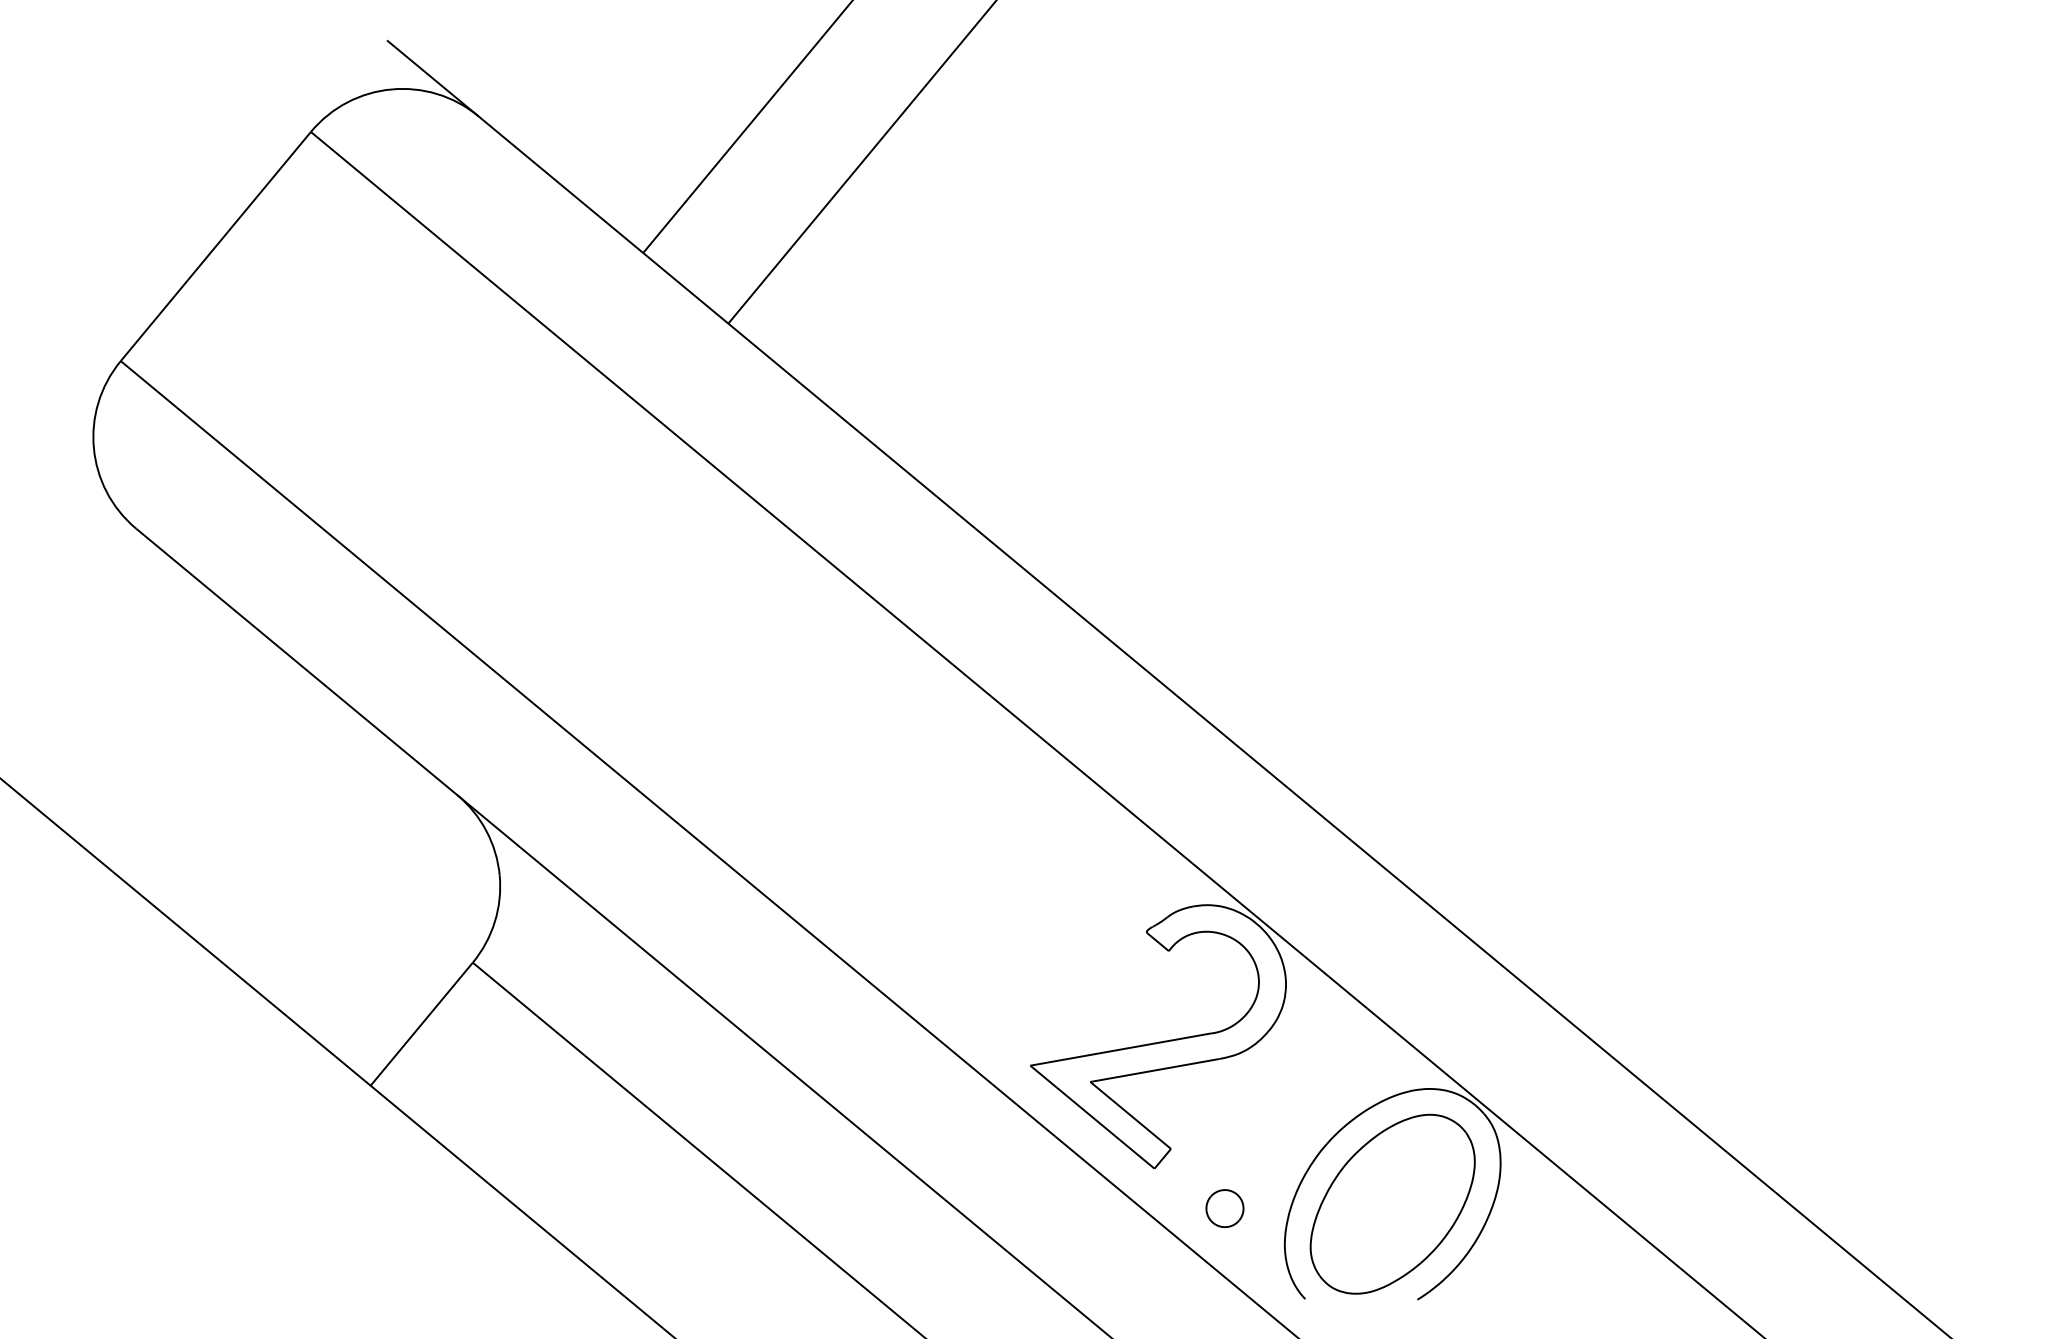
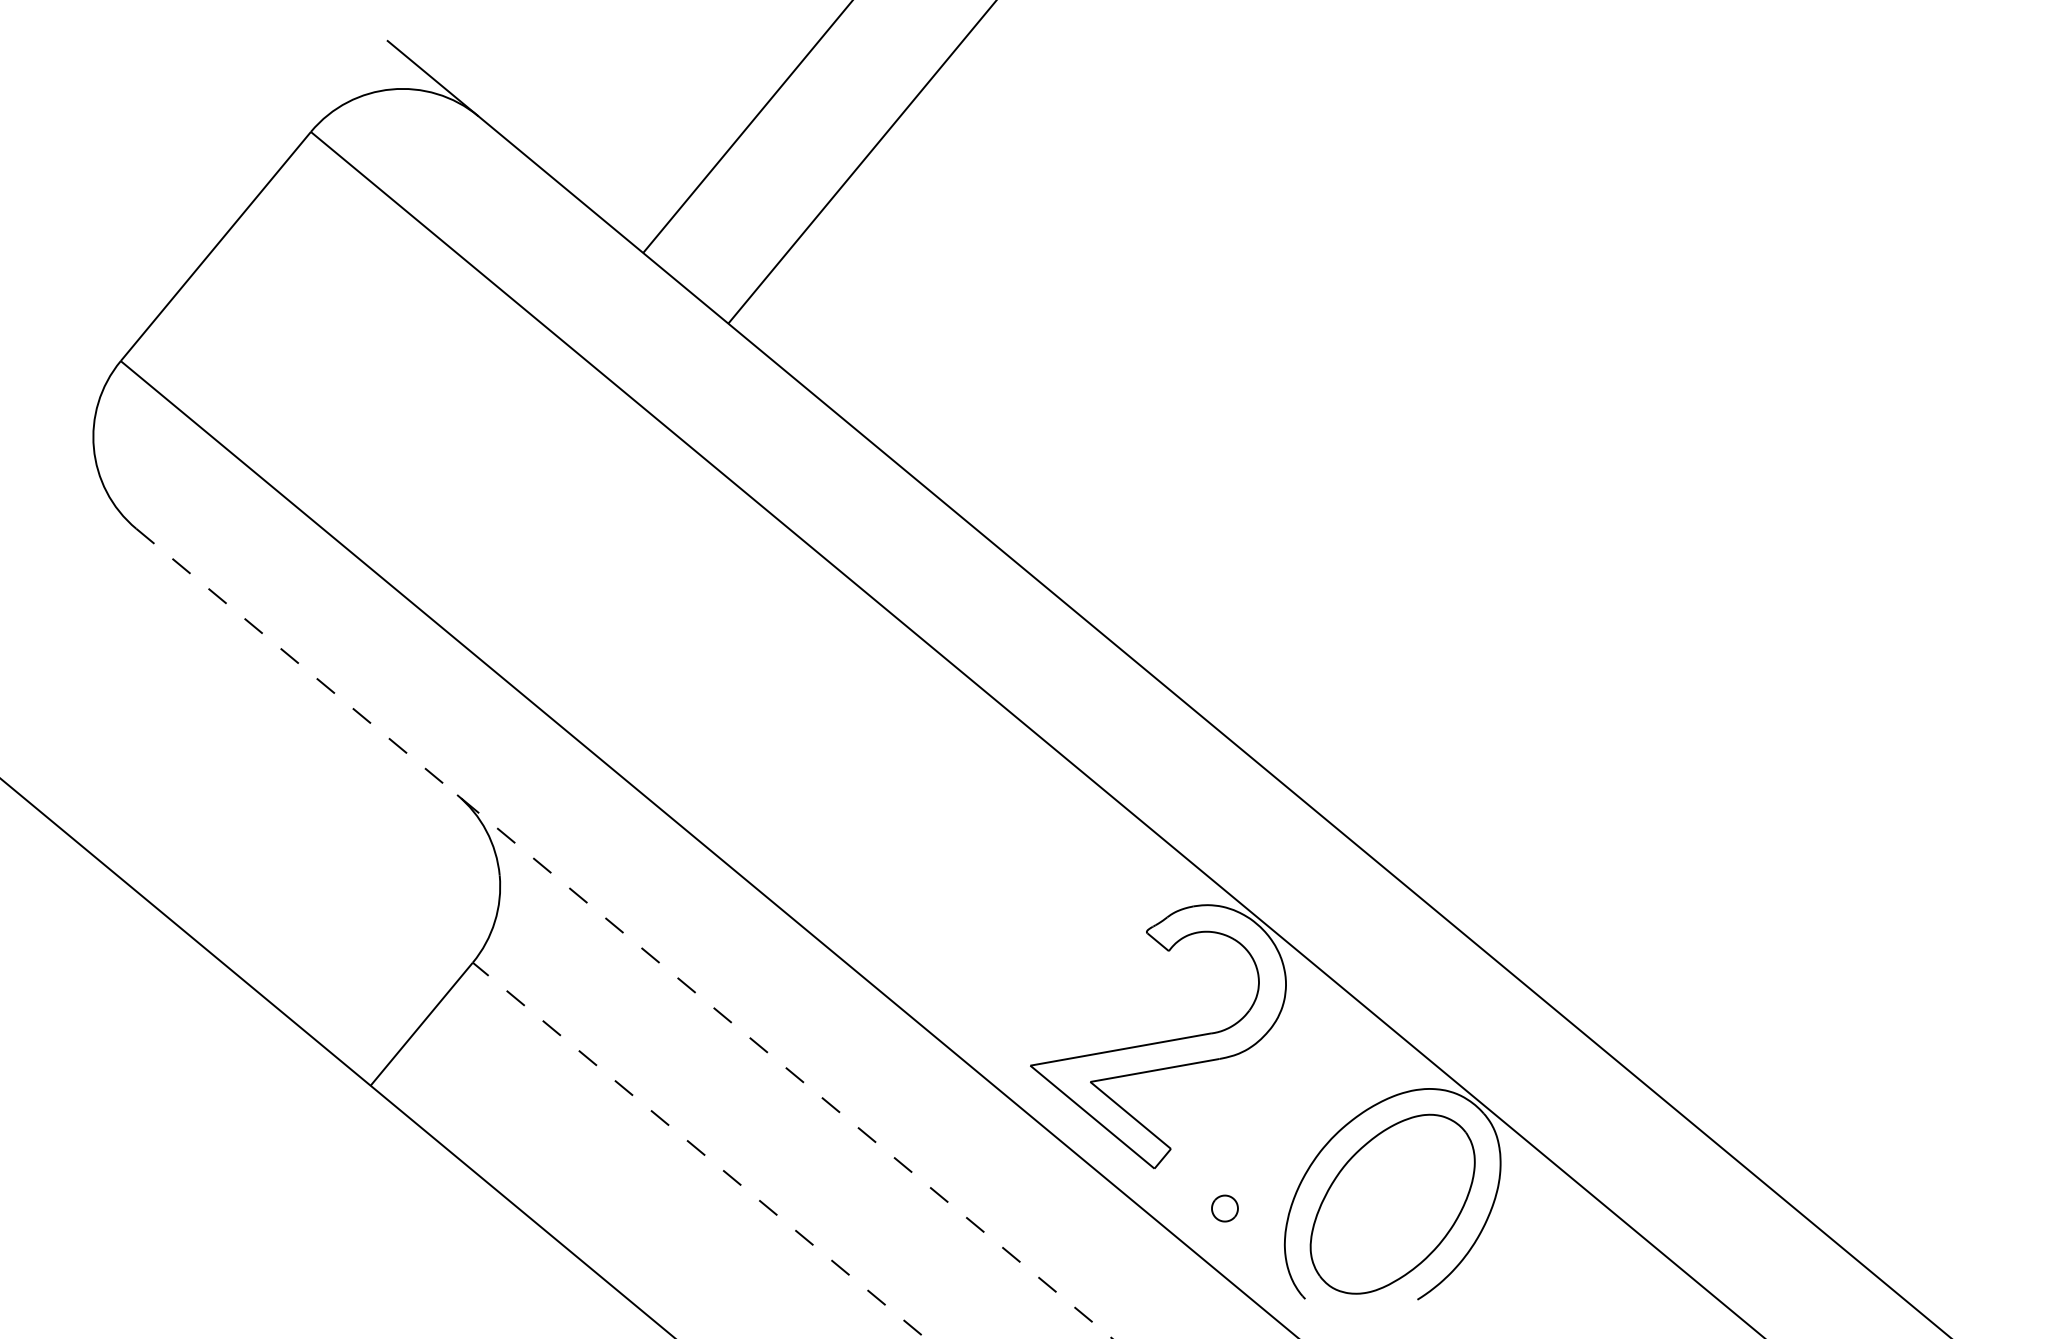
line: solid -> dashed (624, 933)
line: solid -> dashed (699, 1150)
part size: 40x39 px -> 28x29 px (1224, 1208)
